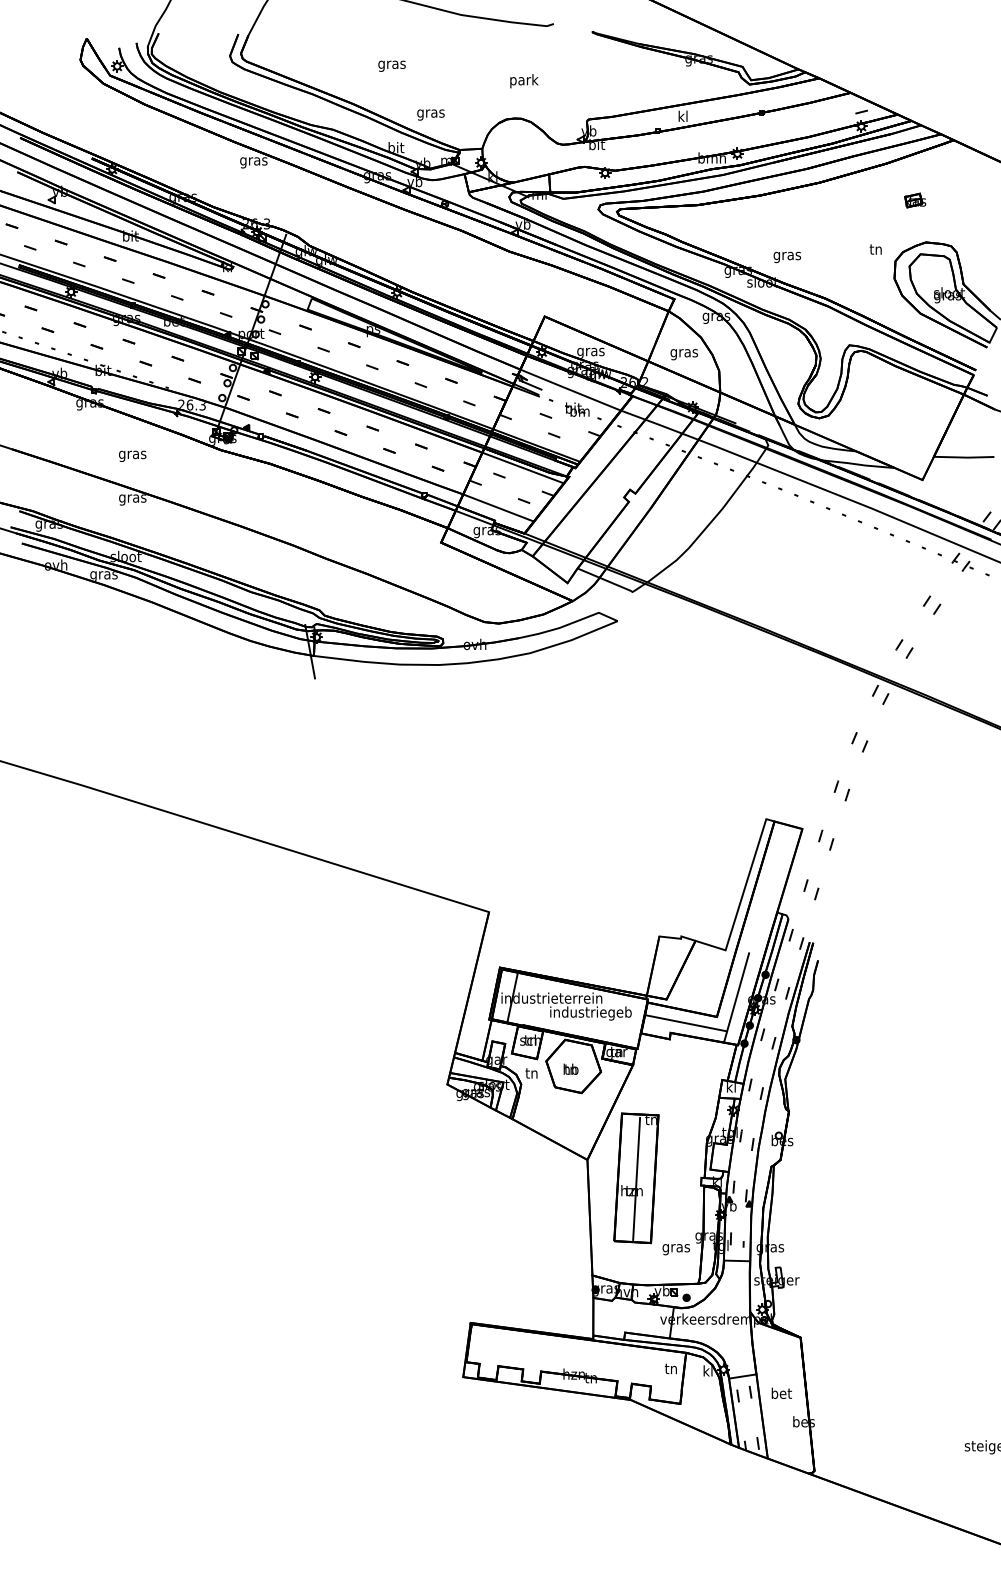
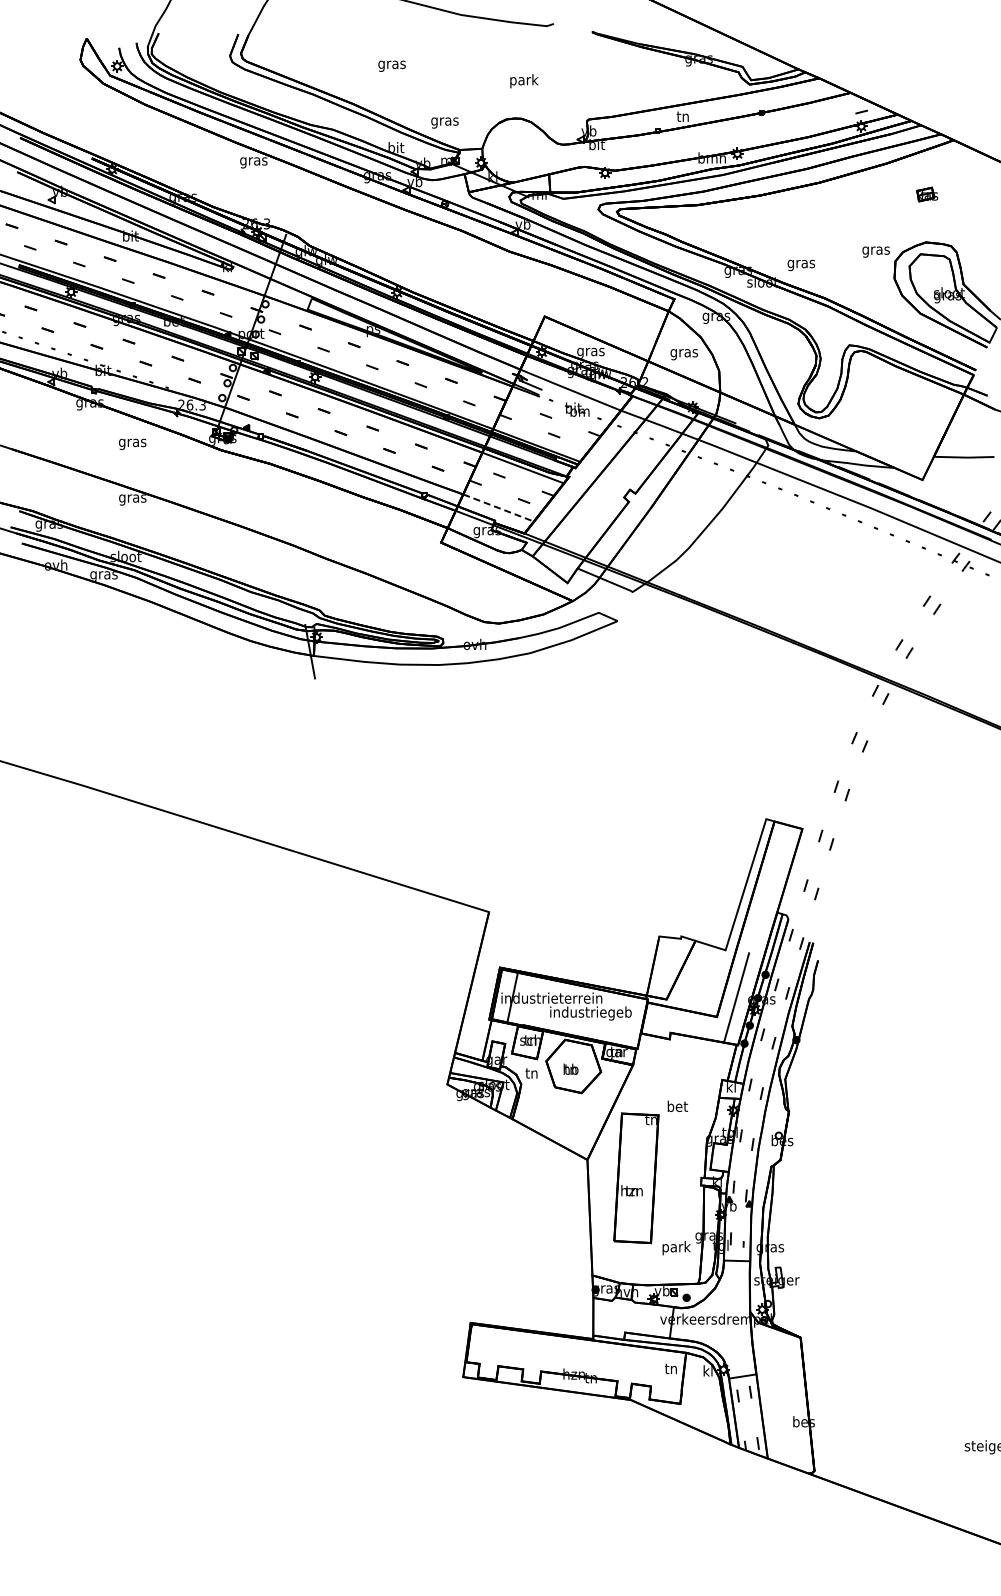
text position: (430, 114) -> (444, 122) (444, 122)
text: kl -> tn (682, 115)
part position: (915, 200) -> (927, 194) (927, 194)
text: tn -> gras (875, 250)
text position: (787, 257) -> (801, 265) (801, 265)
text position: (132, 455) -> (132, 443) (132, 443)
line: solid -> dashed (498, 507)
line: present -> none (685, 1023)
line: present -> none (636, 1178)
text: gras -> park (676, 1248)
text position: (781, 1392) -> (677, 1105) (677, 1105)
